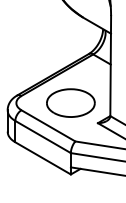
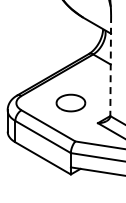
line: solid -> dashed (110, 66)
part size: 50x30 px -> 32x20 px (70, 102)
